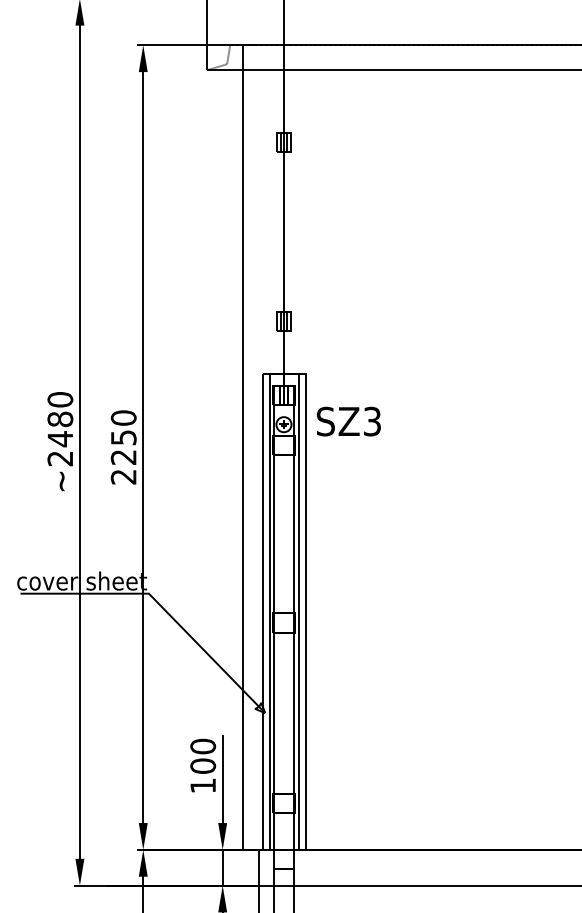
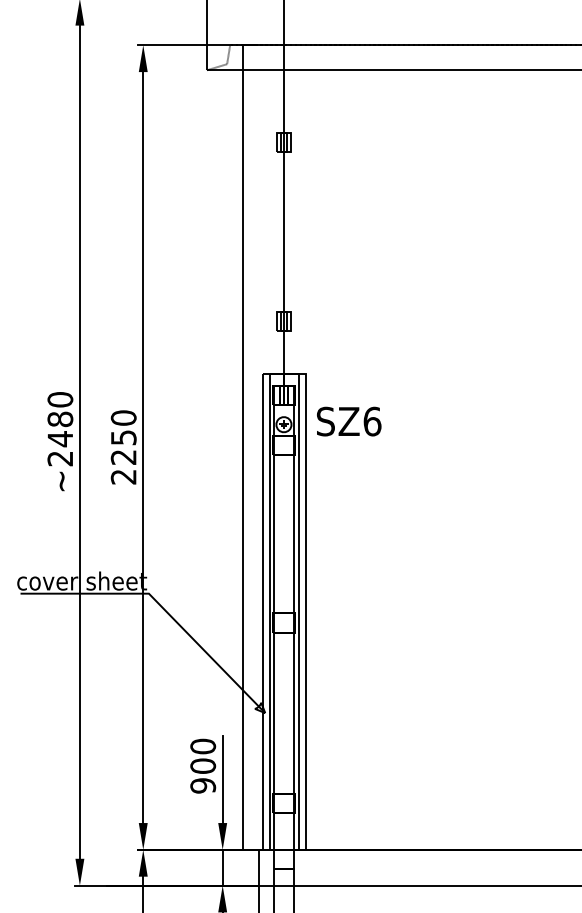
text: SZ3 -> SZ6 (372, 421)
text: 100 -> 900 (203, 785)
